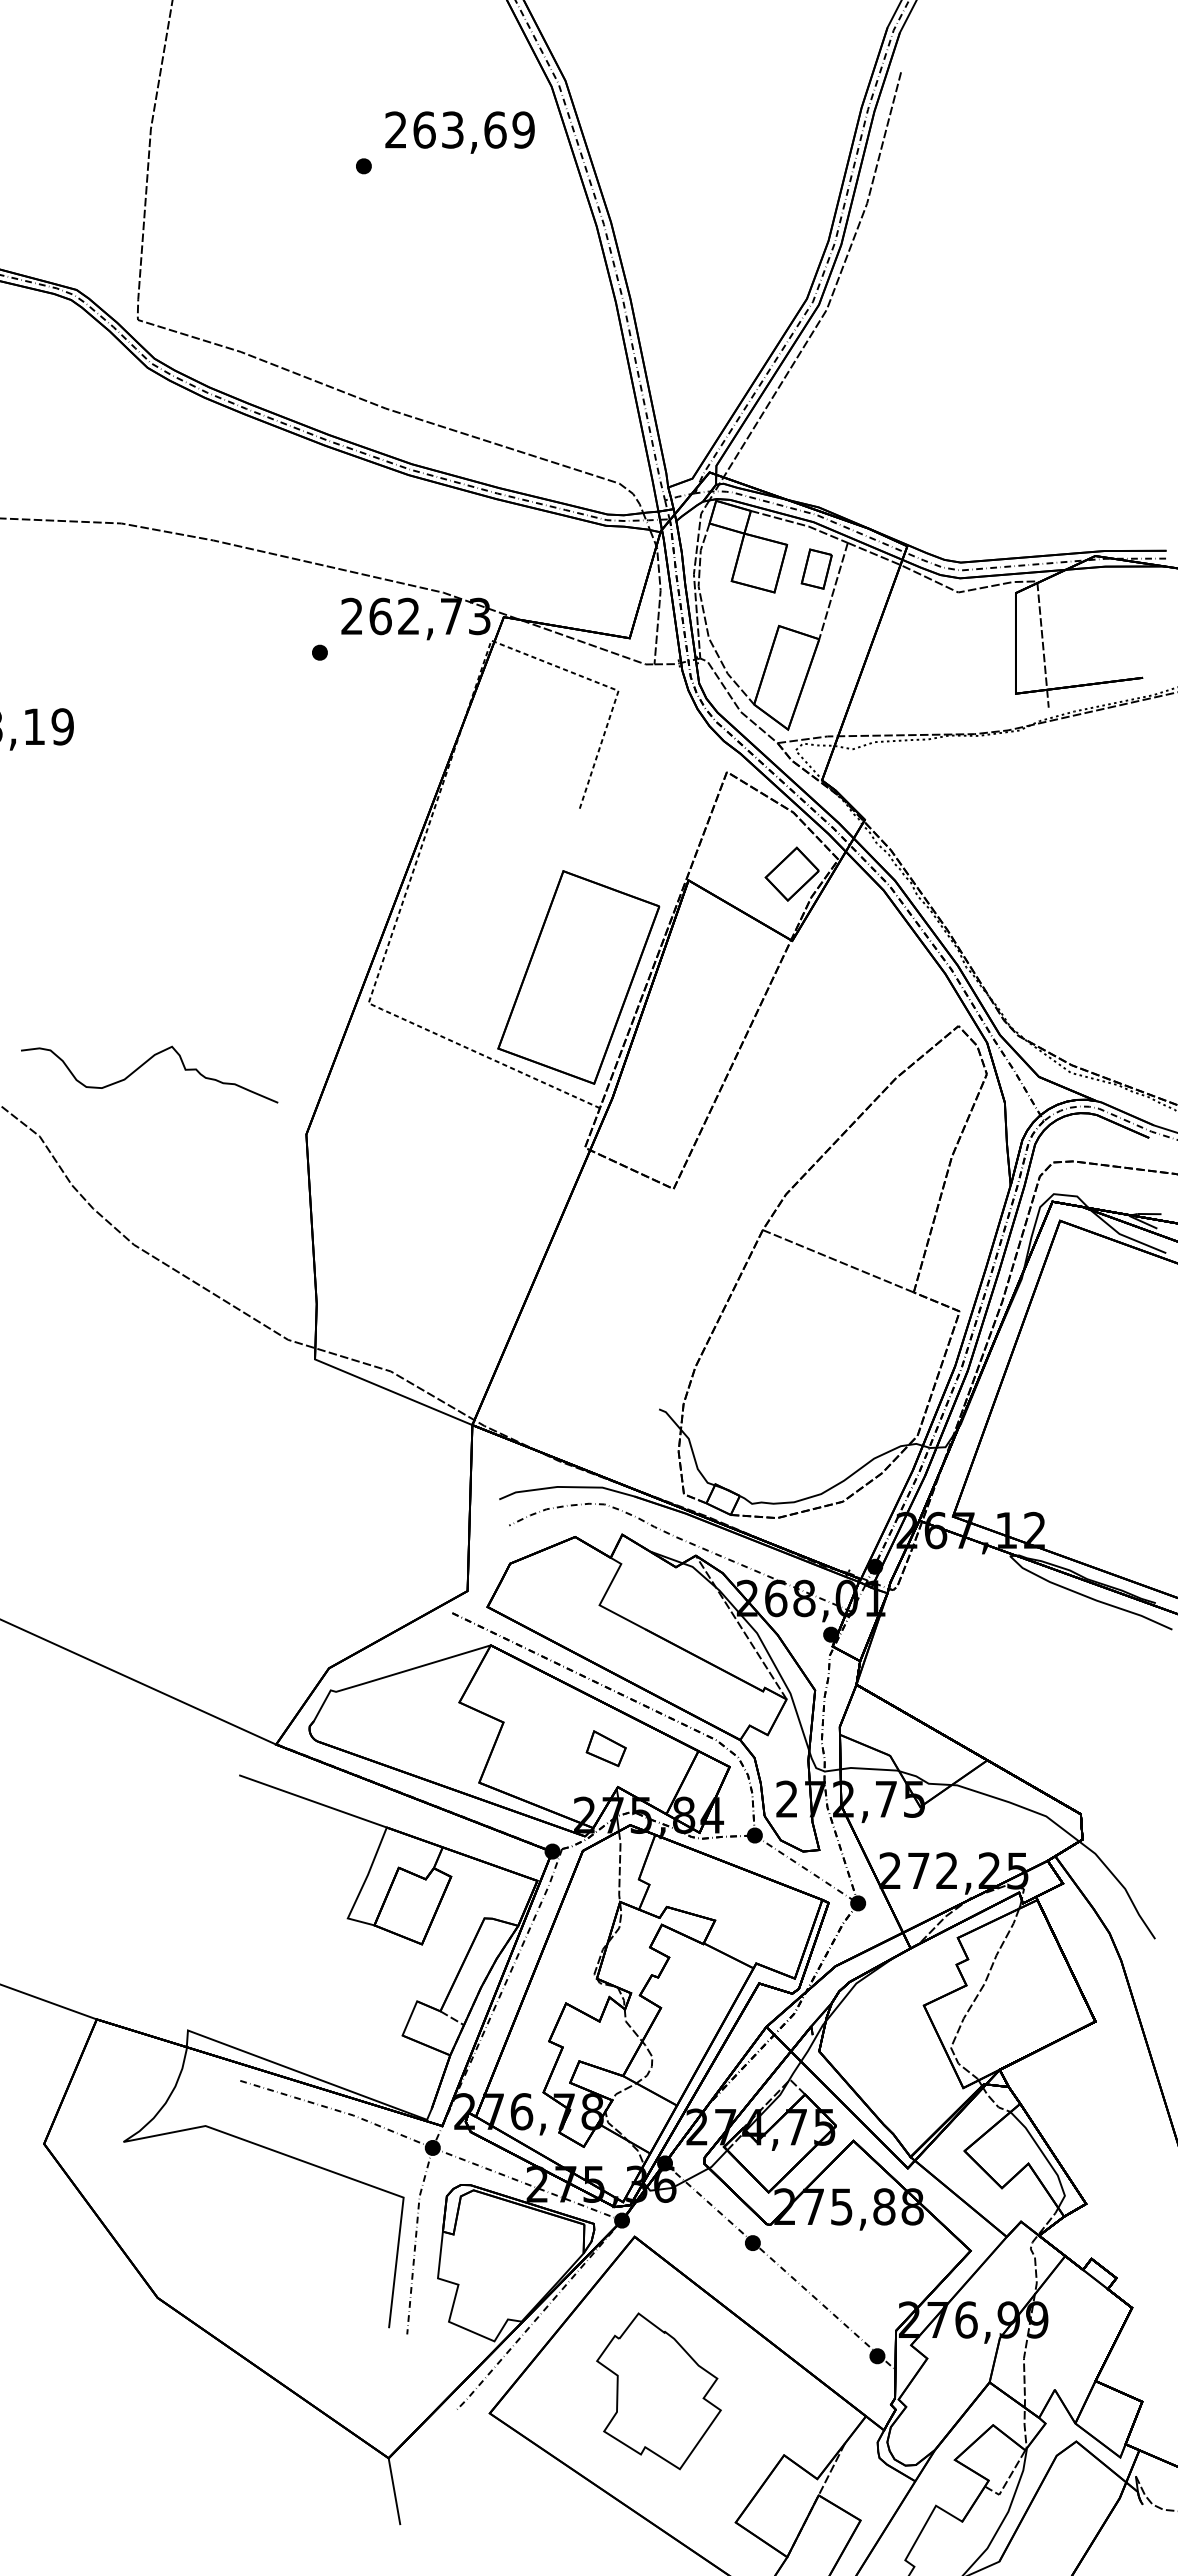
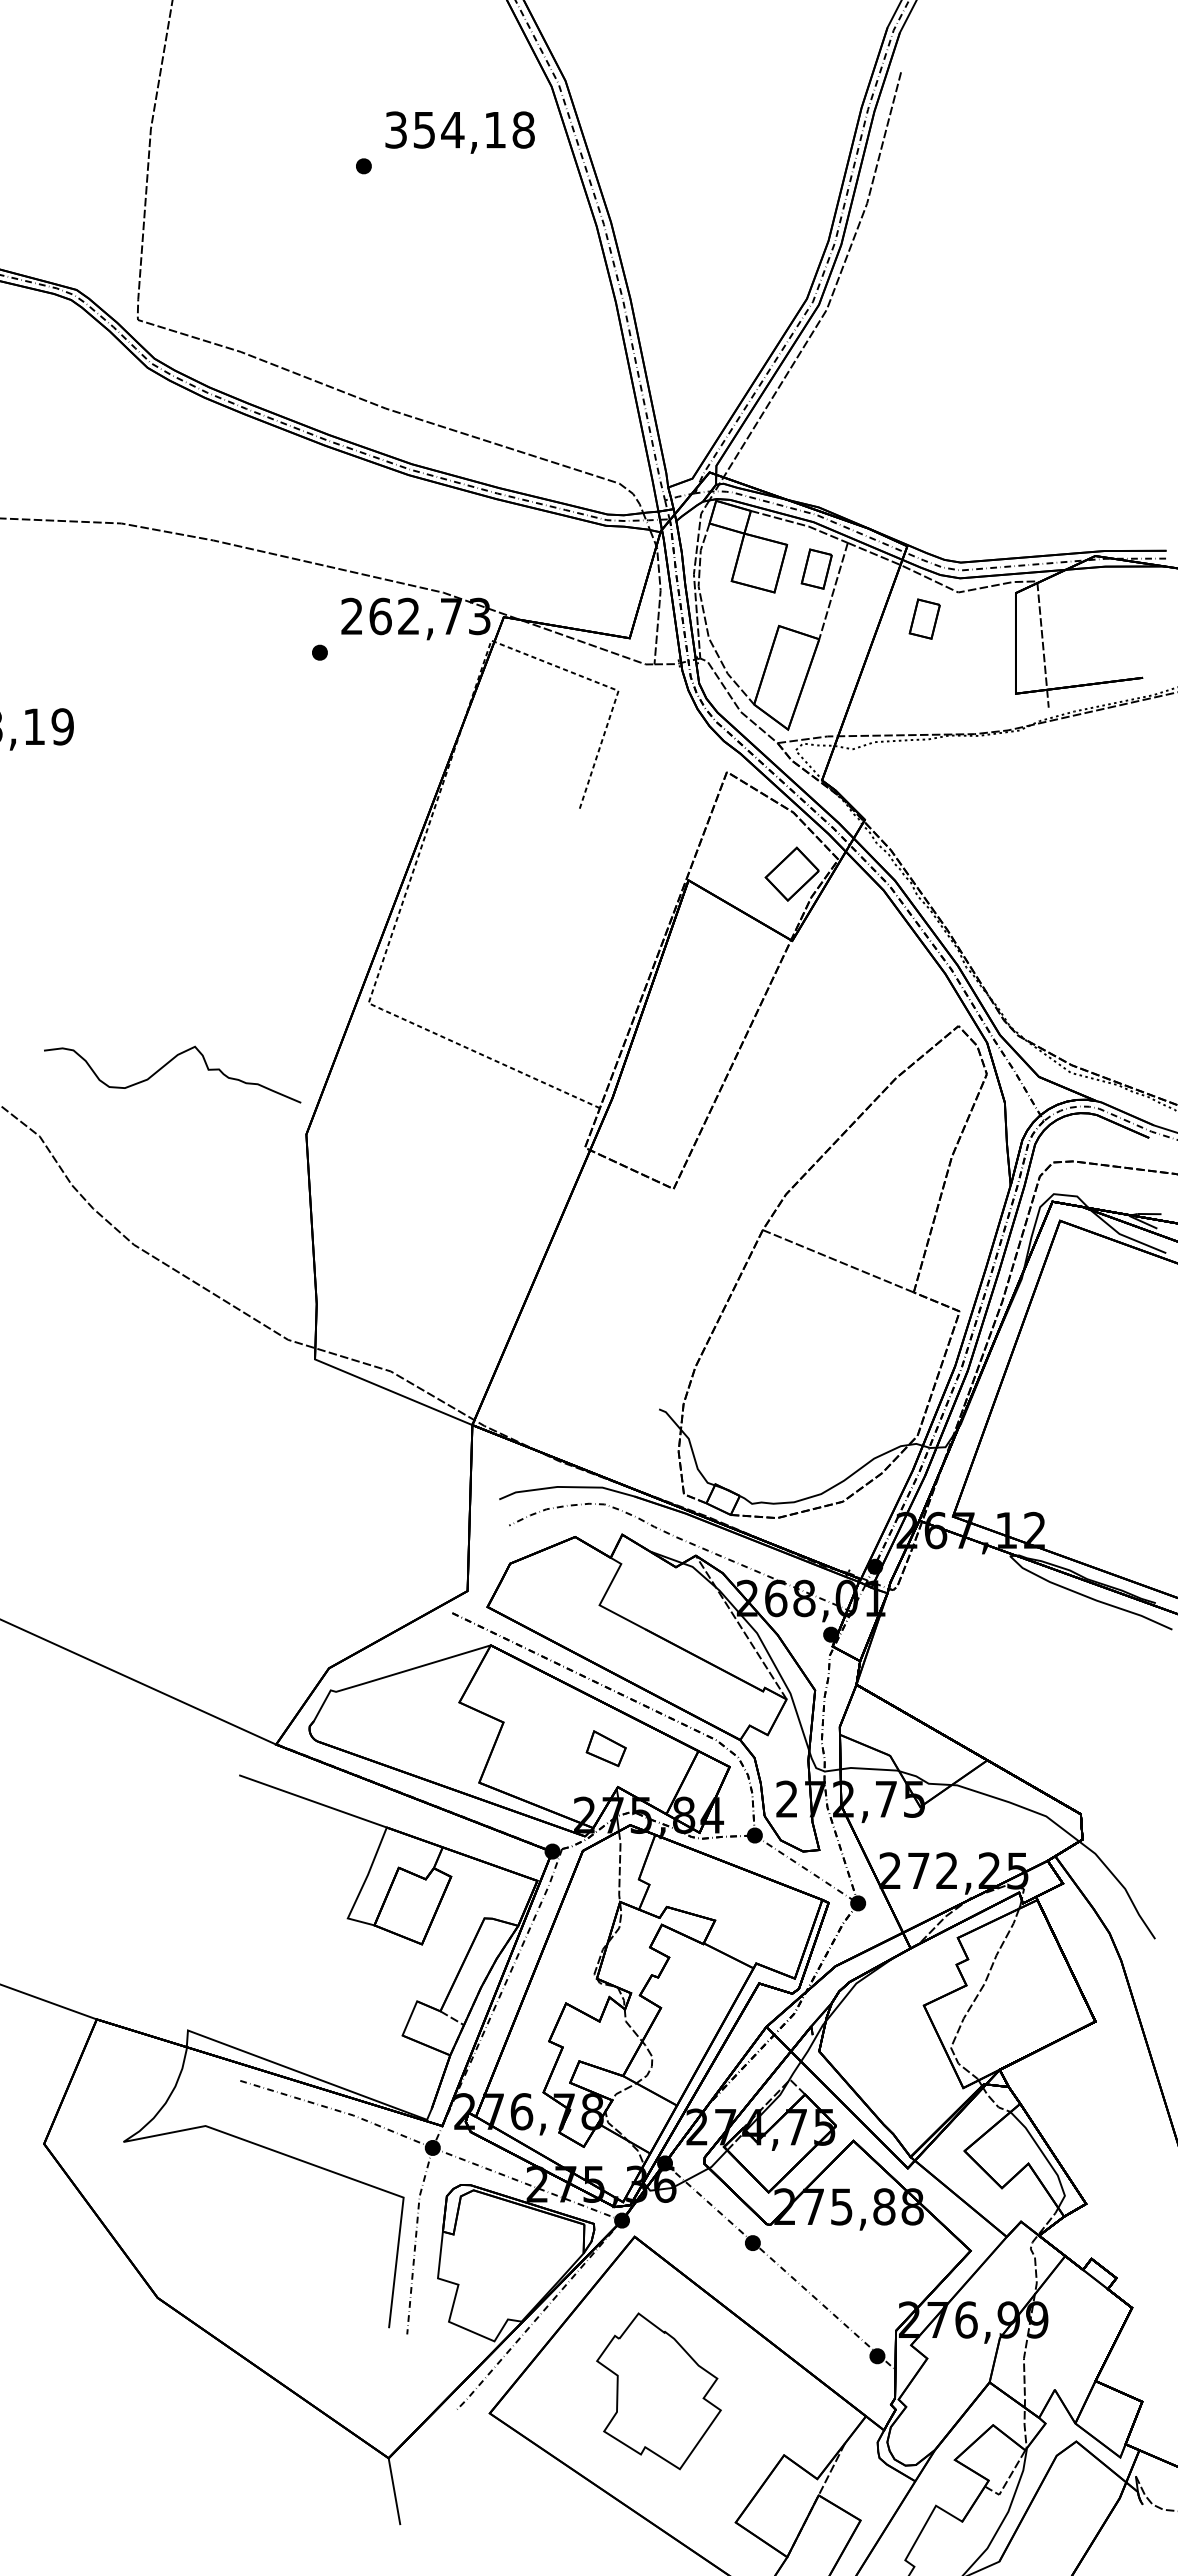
text: 263,69 -> 354,18 (459, 129)
part: none -> present (924, 618)
part: present -> none (578, 977)
curve position: (142, 1066) -> (165, 1066) (165, 1066)
